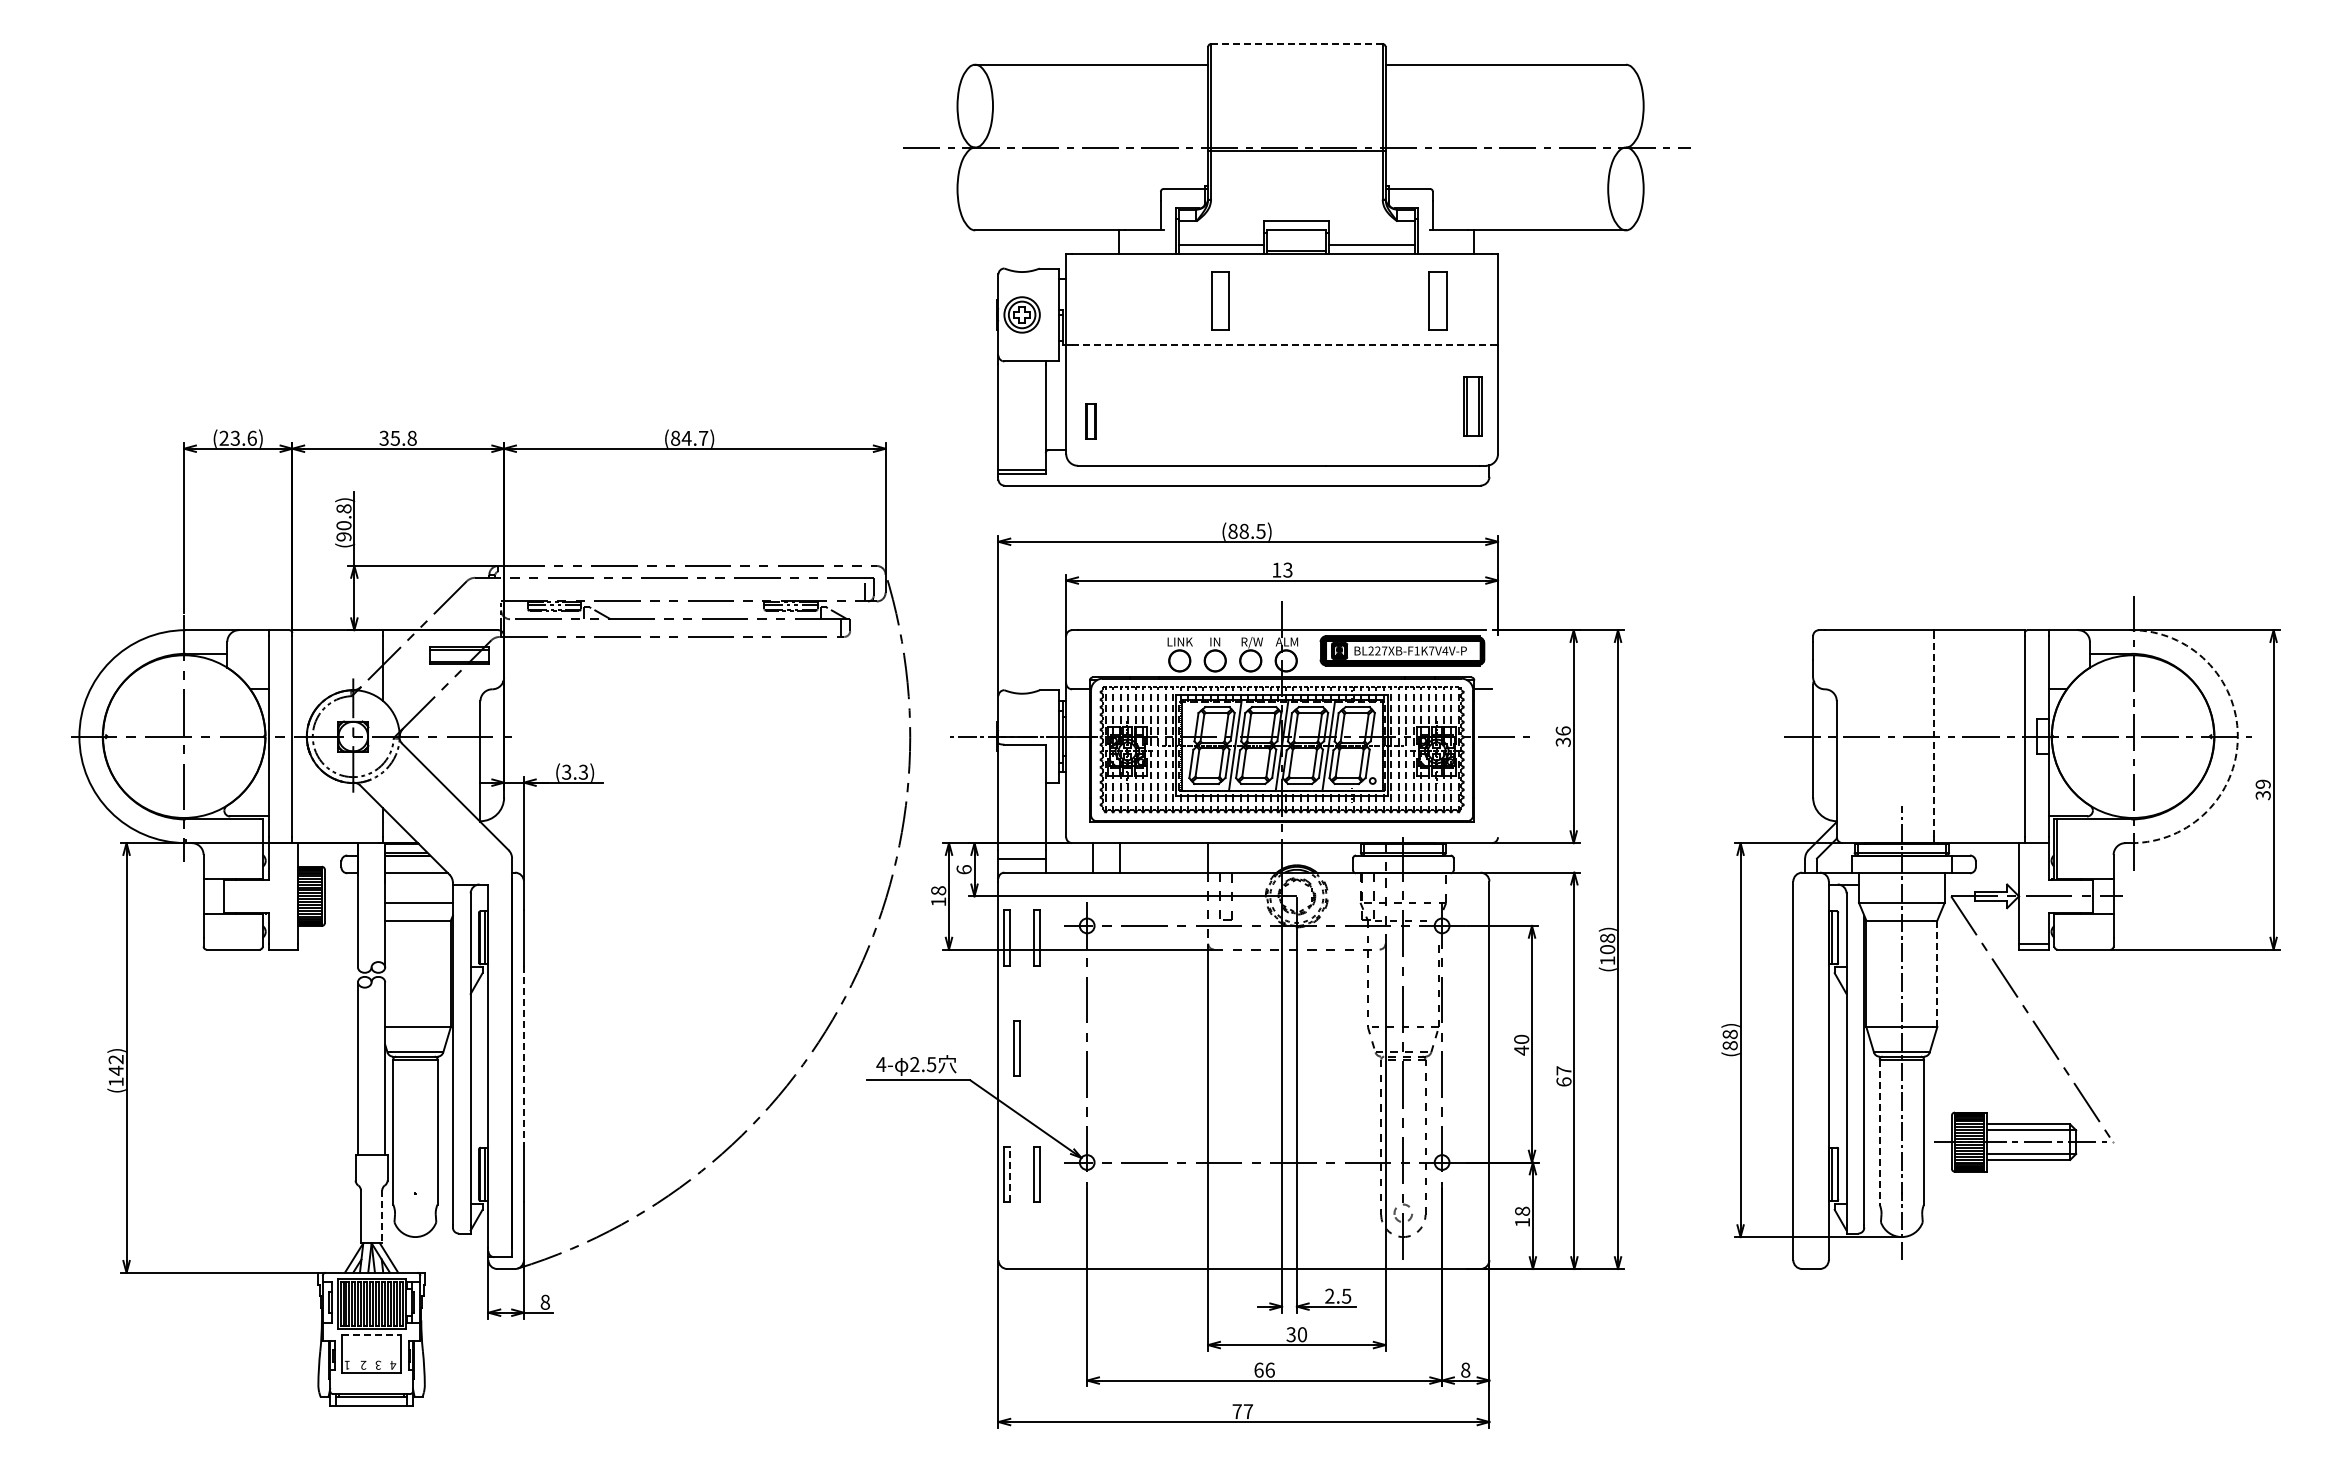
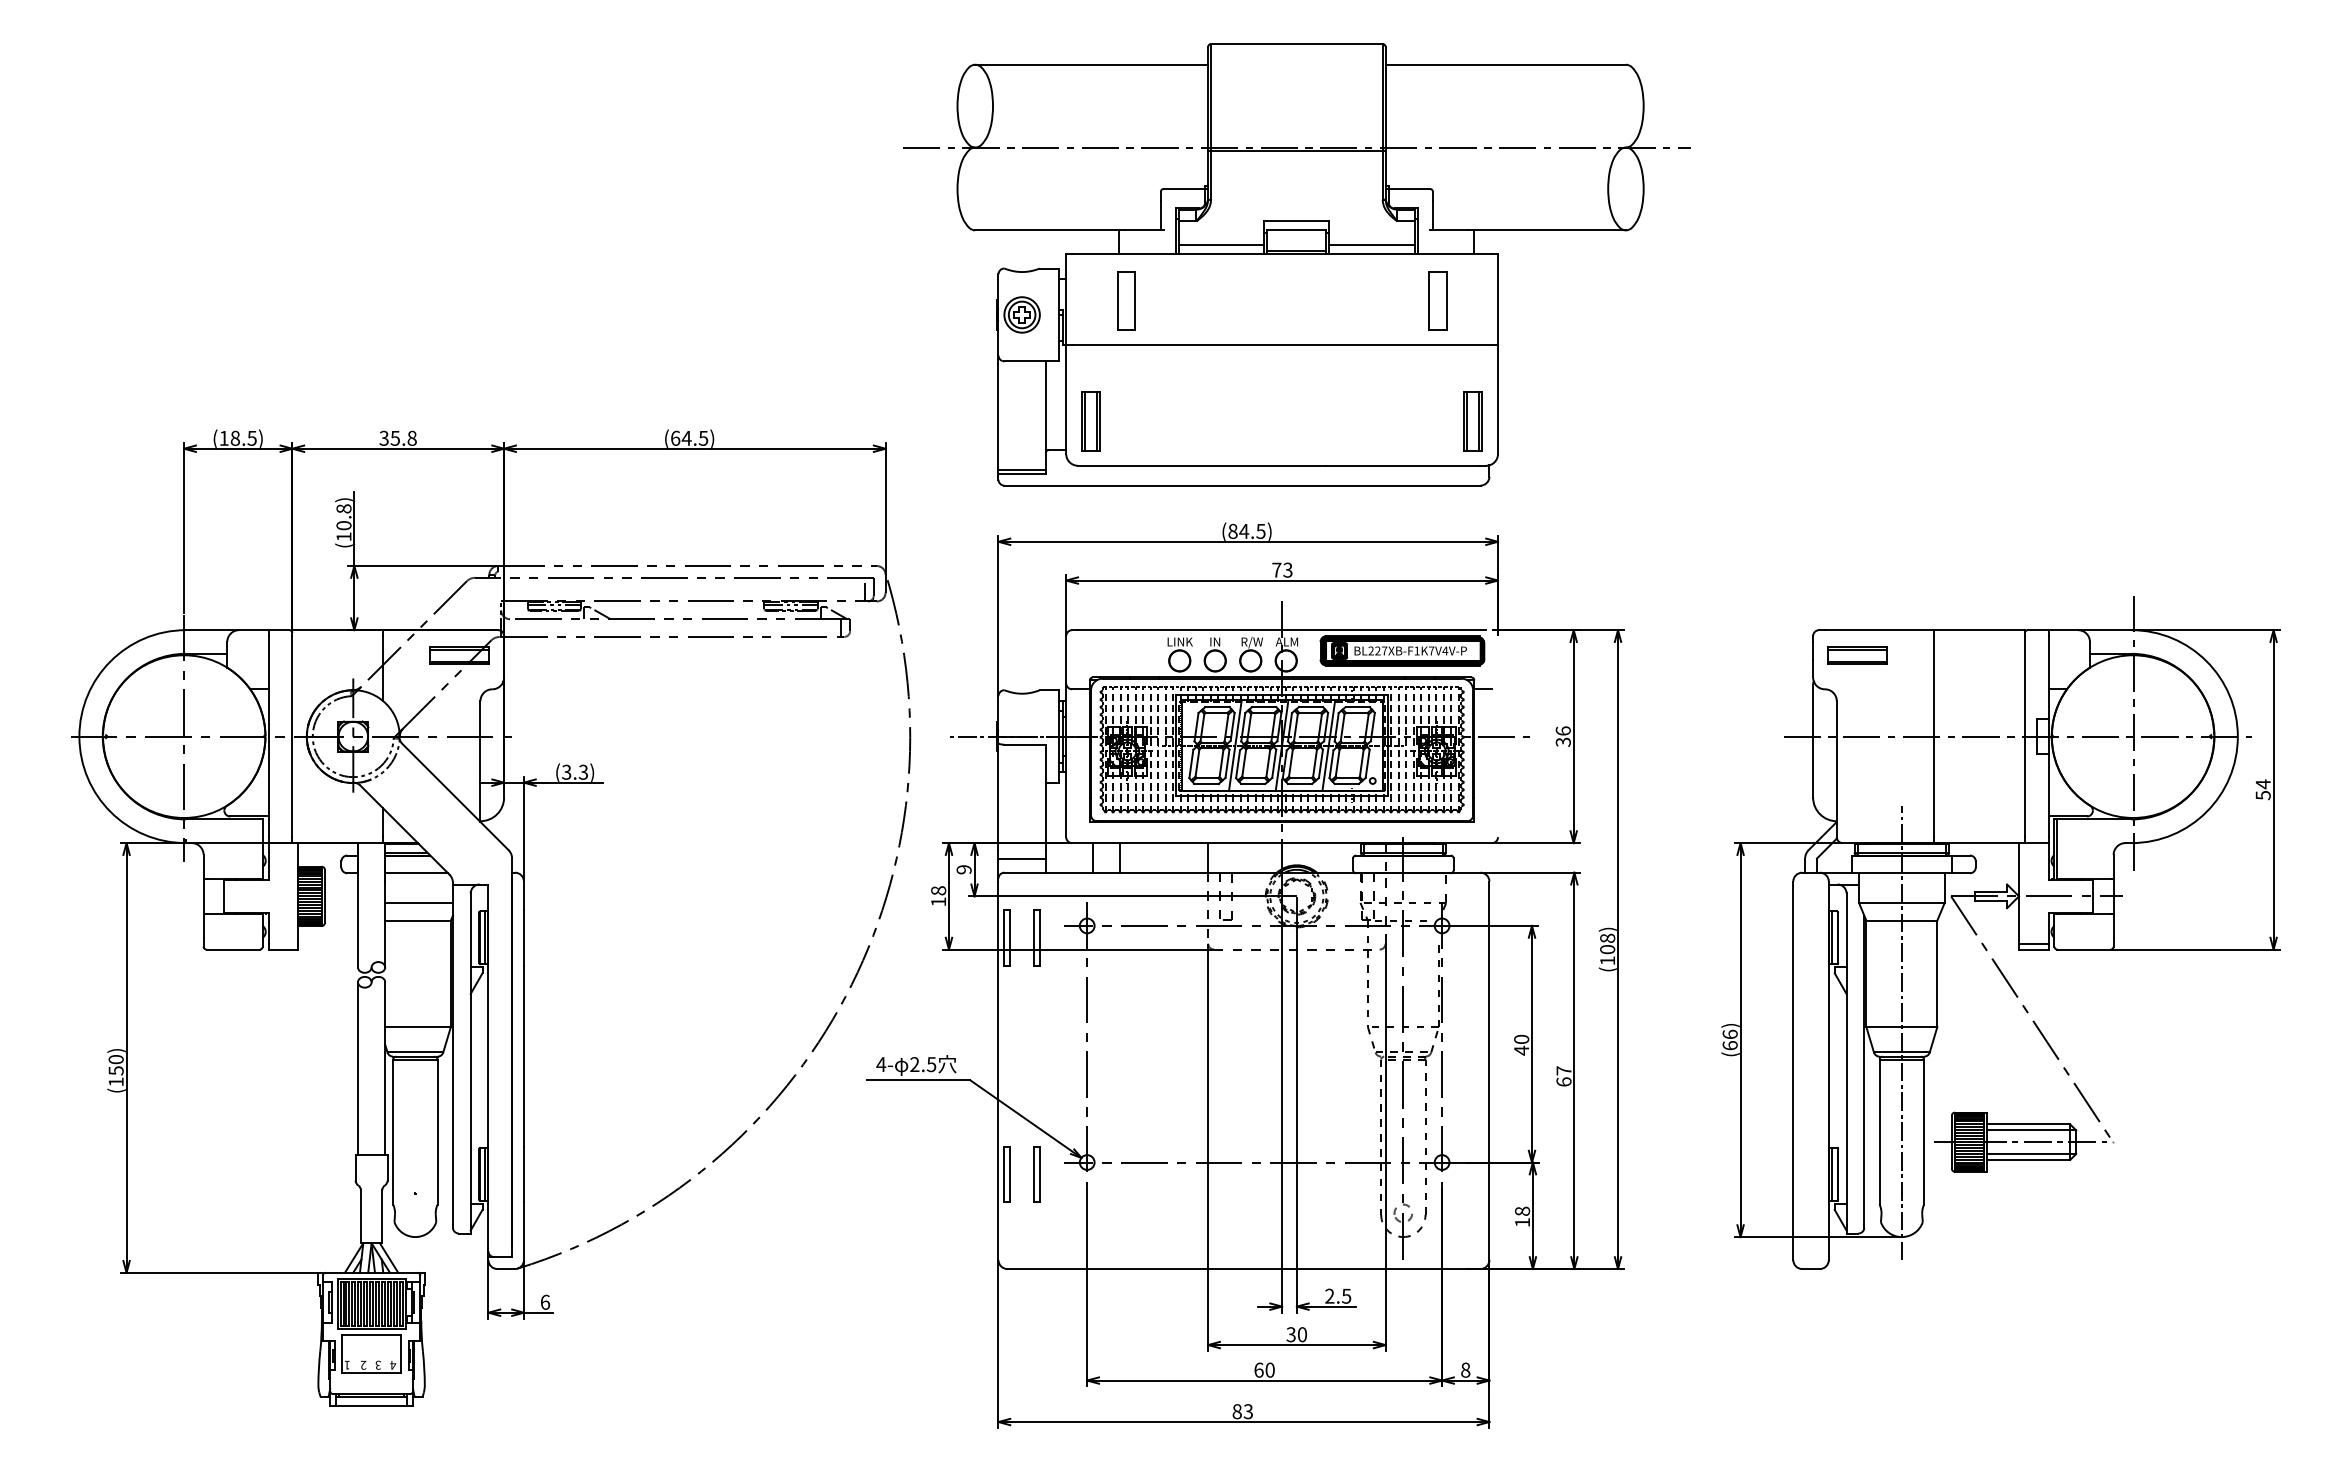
line: dashed -> solid (1296, 44)
part position: (1220, 300) -> (1126, 300) (1126, 300)
line: dashed -> solid (1282, 344)
part position: (1472, 406) -> (1472, 421) (1472, 421)
part size: 12x37 px -> 20x61 px (1090, 421)
text: (23.6) -> (18.5) (237, 437)
text: (84.7) -> (64.5) (689, 437)
text: (88.5) -> (84.5) (1244, 530)
text: (90.8) -> (10.8) (343, 536)
text: 13 -> 73 (1276, 569)
part: none -> present (1857, 655)
line: dashed -> solid (1934, 736)
arc: dashed -> solid (2237, 736)
text: 39 -> 54 (2262, 789)
text: 6 -> 9 (963, 869)
line: dashed -> solid (1937, 973)
text: (88) -> (66) (1729, 1039)
part: present -> none (1016, 1048)
line: dashed -> solid (523, 1056)
text: (142) -> (150) (115, 1065)
line: dashed -> solid (1879, 1132)
line: dashed -> solid (1010, 1174)
line: dashed -> solid (382, 1217)
text: 8 -> 6 (545, 1301)
line: dashed -> solid (371, 1334)
text: 66 -> 60 (1269, 1369)
text: 77 -> 83 (1242, 1411)
